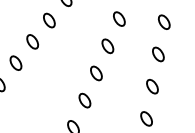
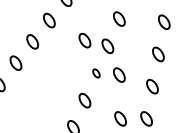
part: none -> present (84, 40)
part size: 13x17 px -> 9x11 px (96, 73)
part: none -> present (119, 74)
part: none -> present (120, 118)
